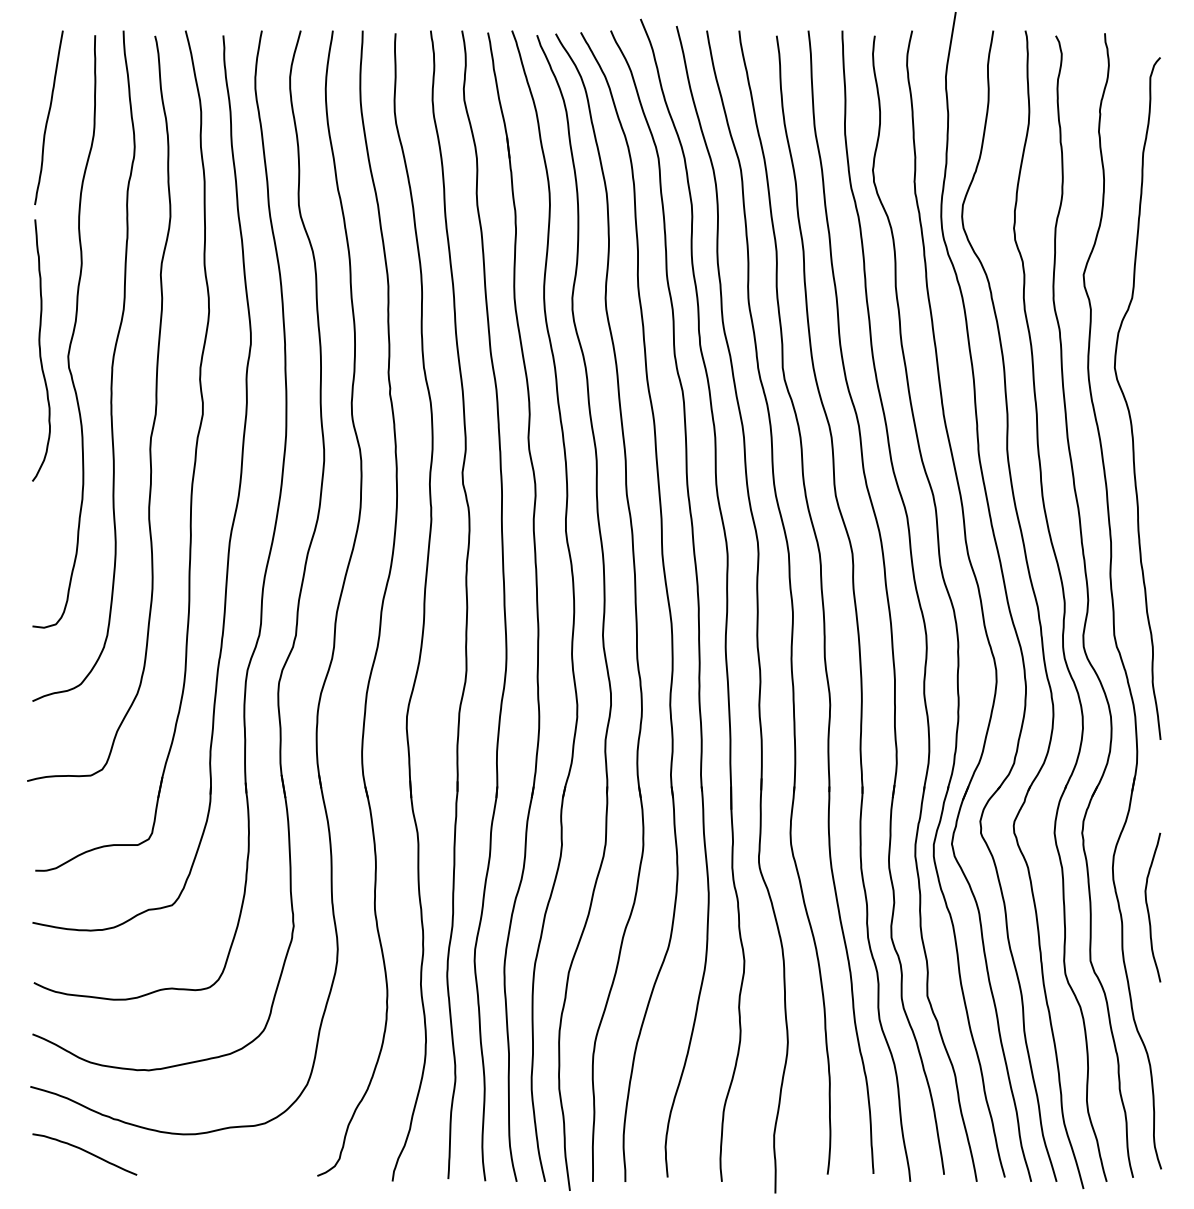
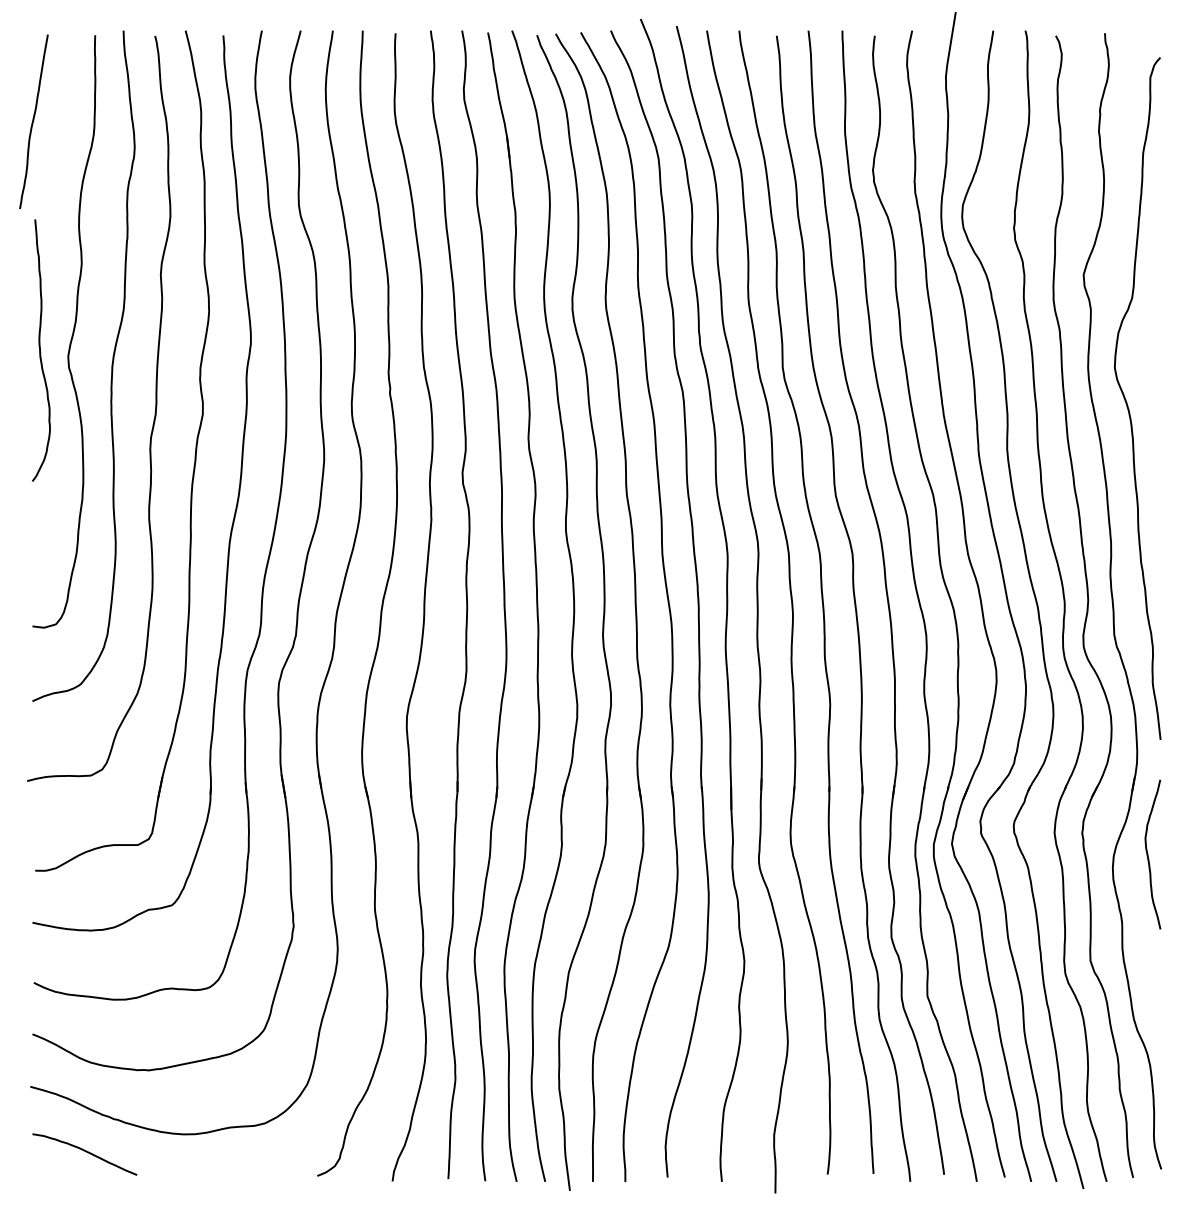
curve position: (48, 117) -> (33, 121) (33, 121)
curve position: (1148, 907) -> (1148, 854) (1148, 854)
